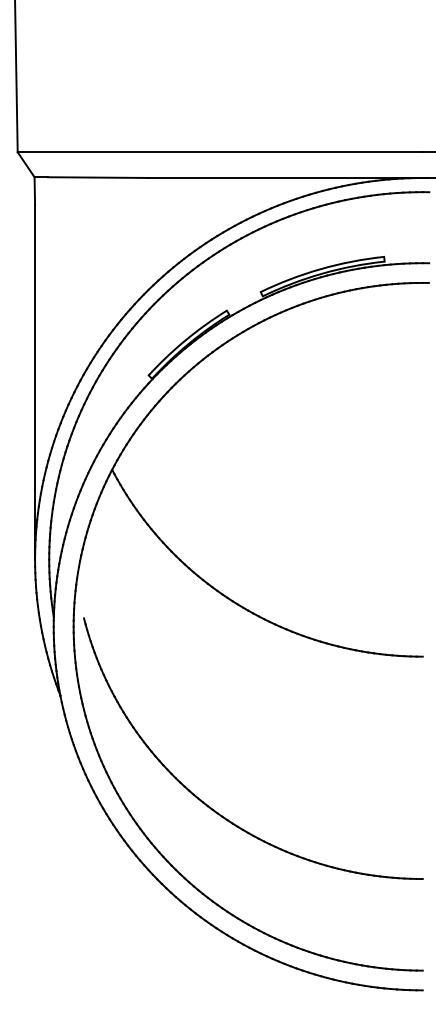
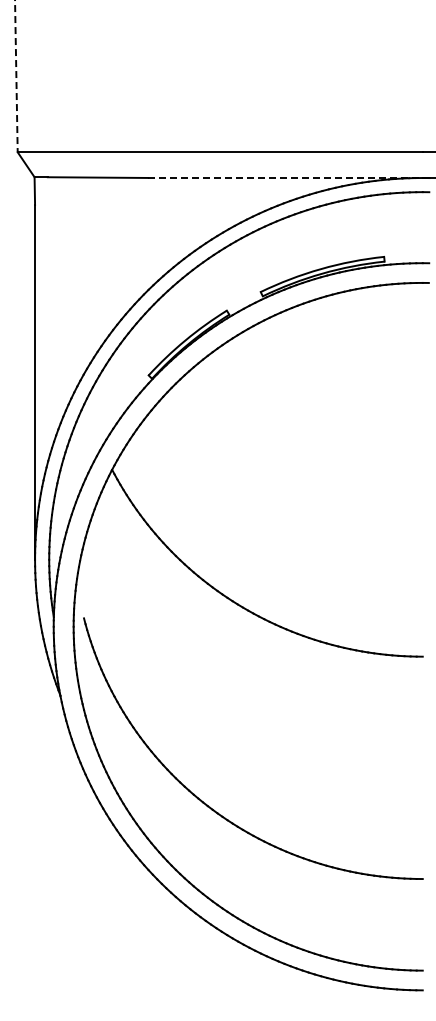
line: solid -> dashed (16, 76)
line: solid -> dashed (286, 177)
